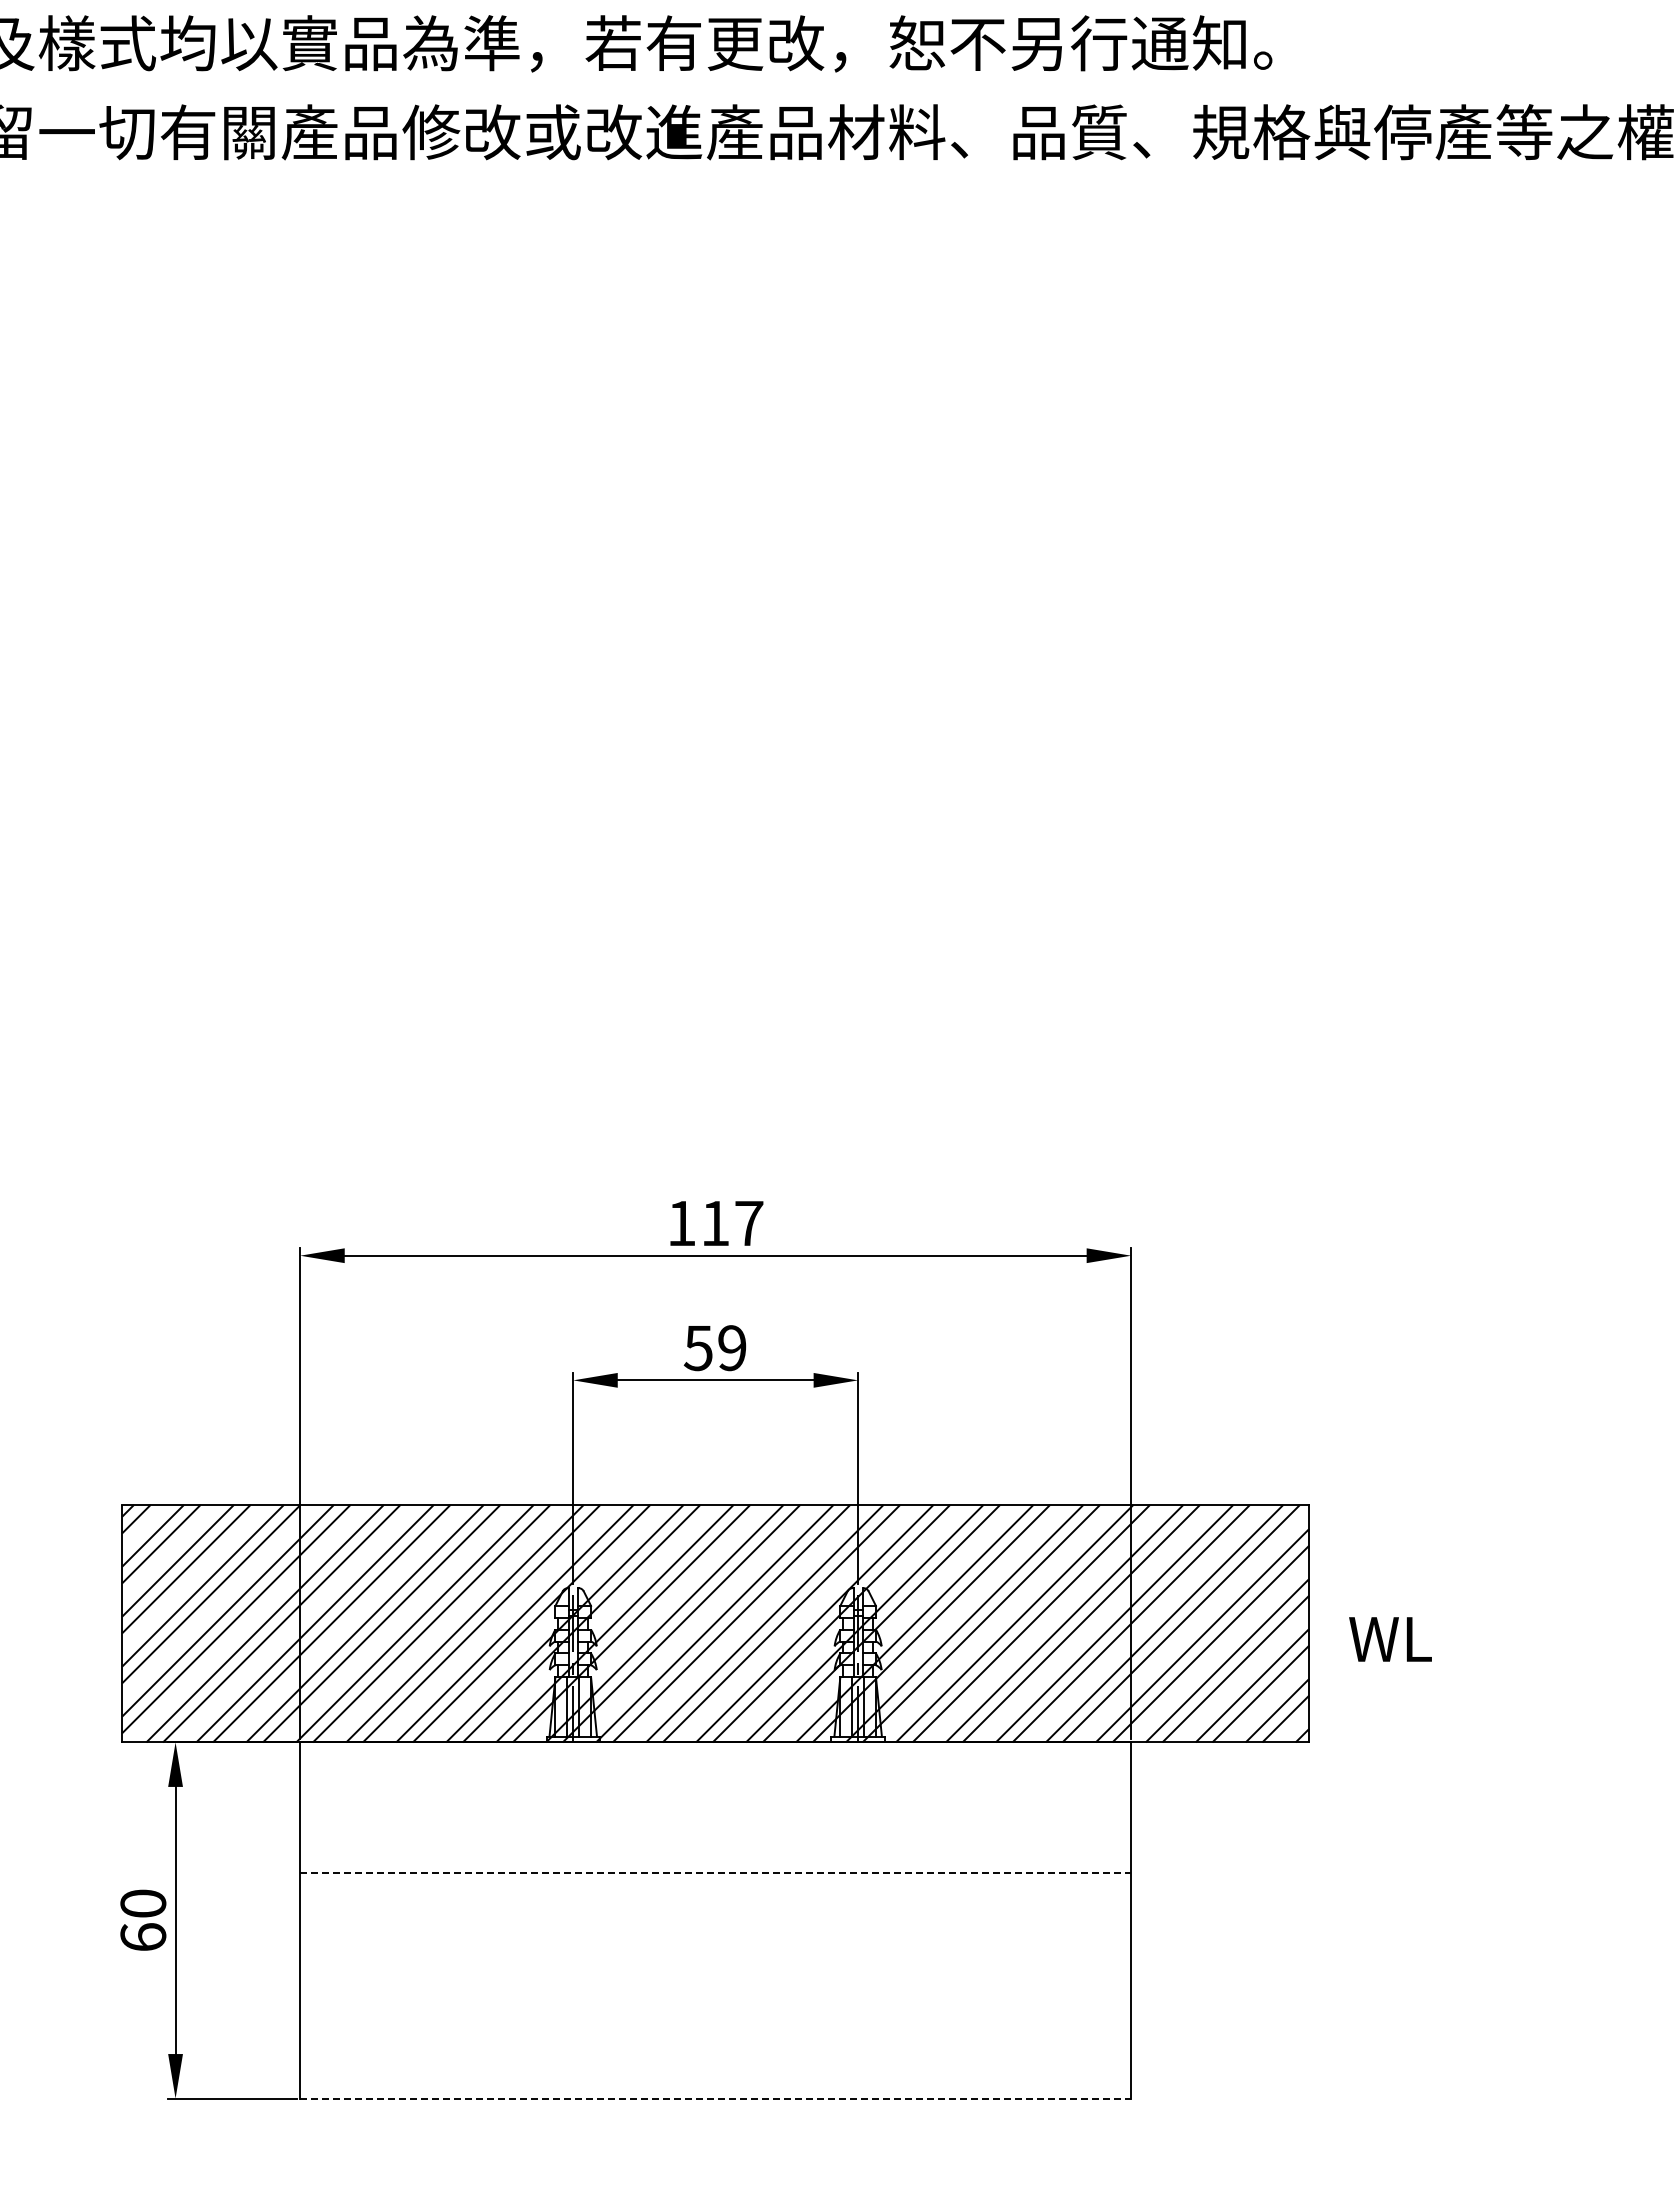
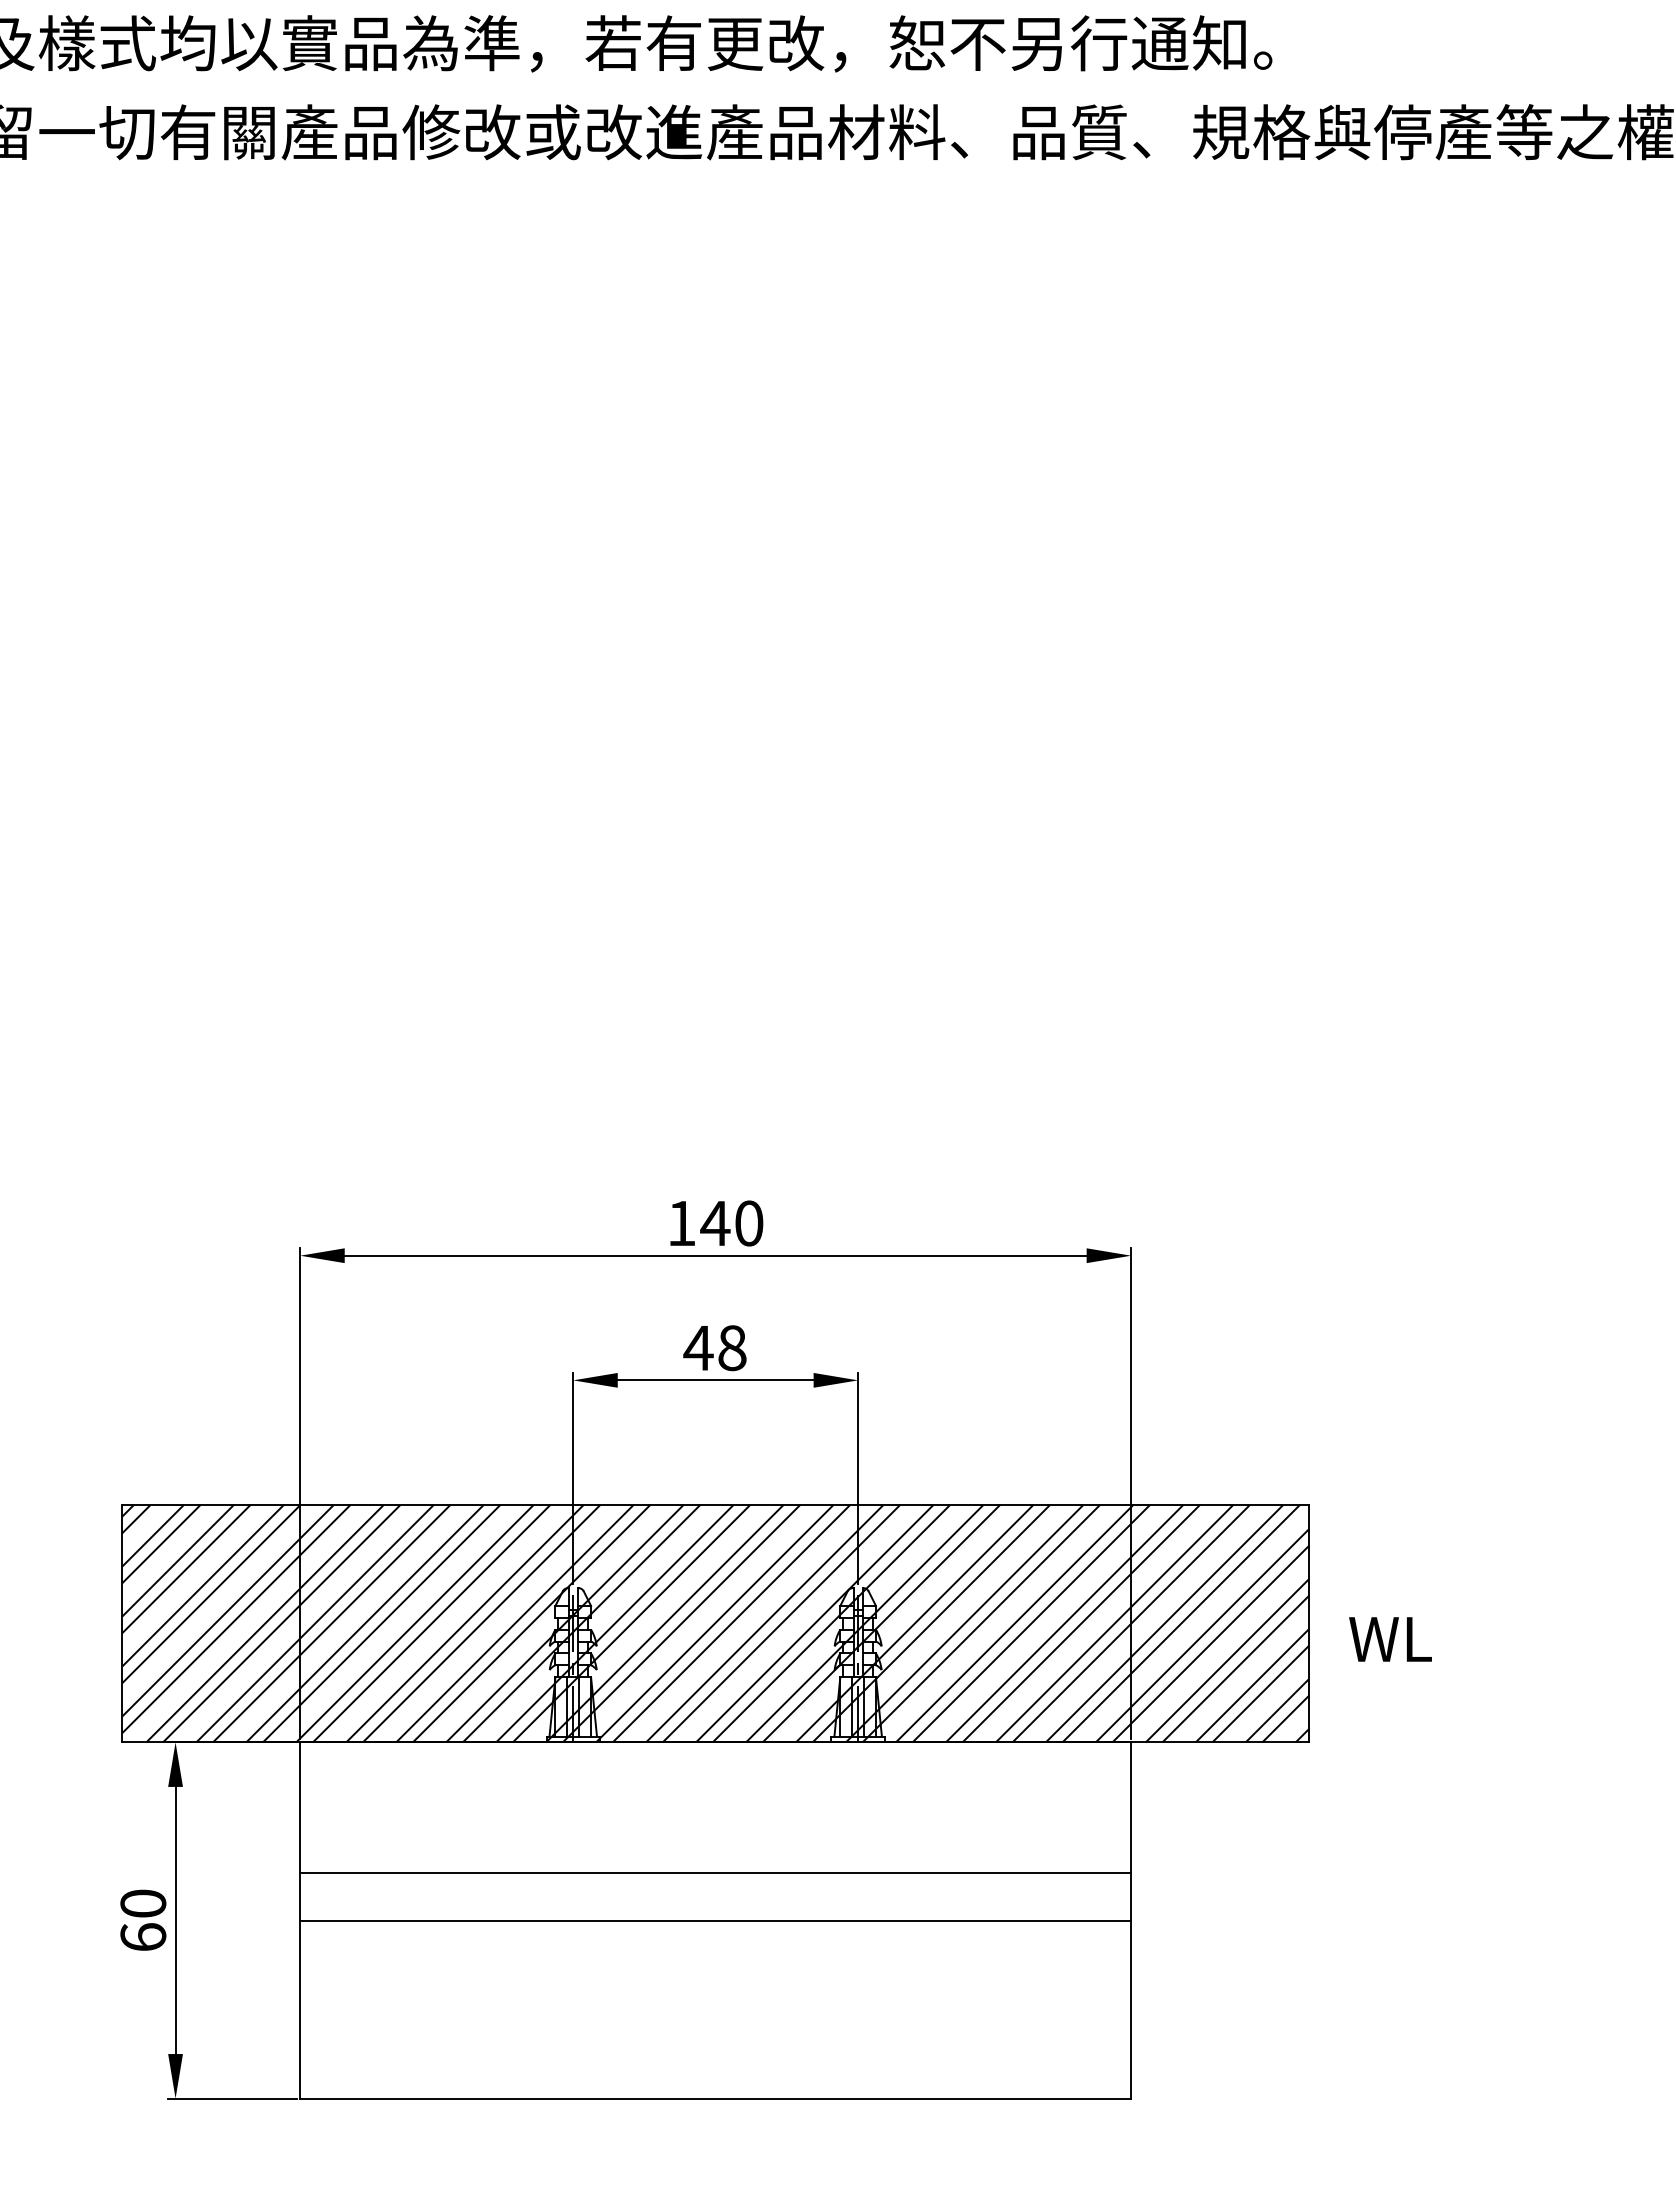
text: 117 -> 140 (731, 1223)
text: 59 -> 48 (714, 1348)
line: dashed -> solid (716, 1873)
line: none -> present (715, 1920)
line: dashed -> solid (716, 2098)
